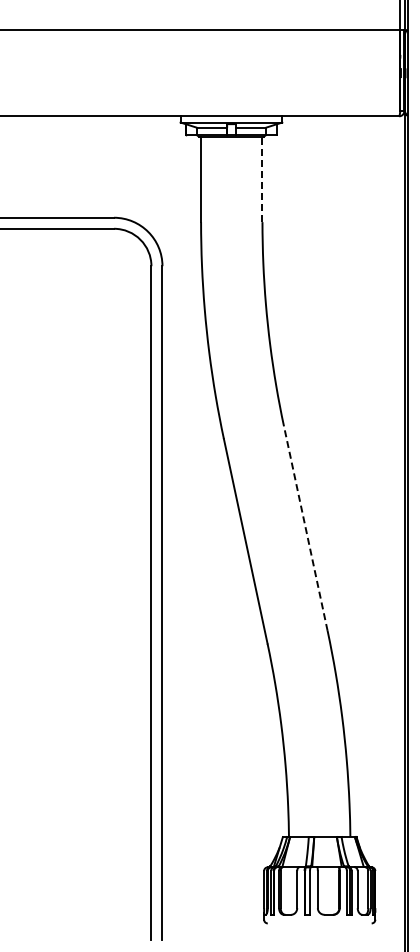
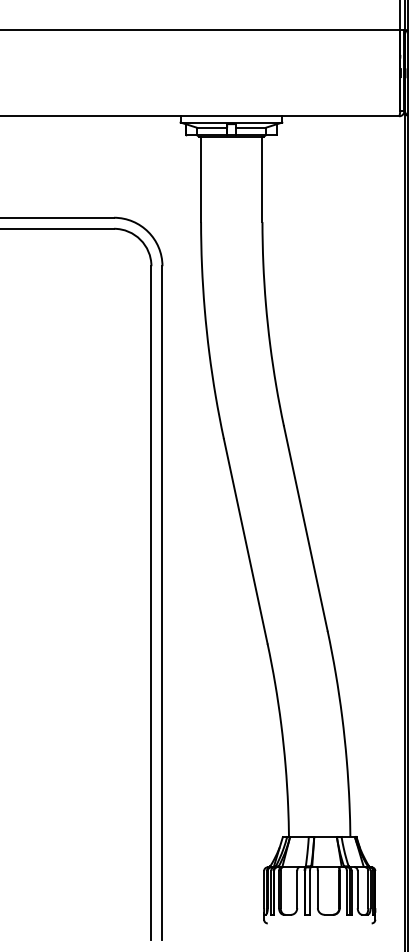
line: dashed -> solid (262, 179)
line: dashed -> solid (305, 528)
